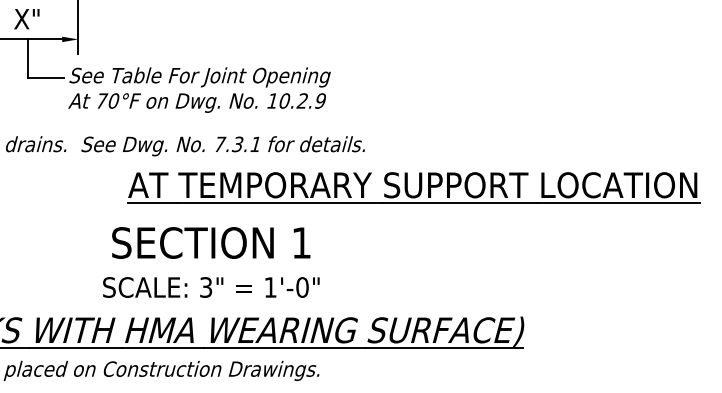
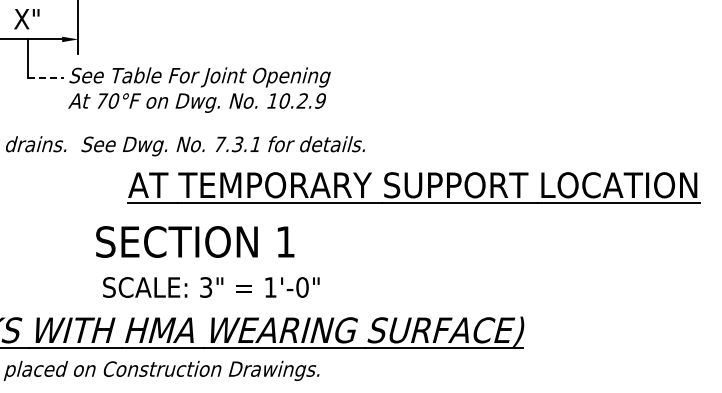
line: solid -> dashed (46, 78)
text position: (211, 242) -> (195, 241) (195, 241)
